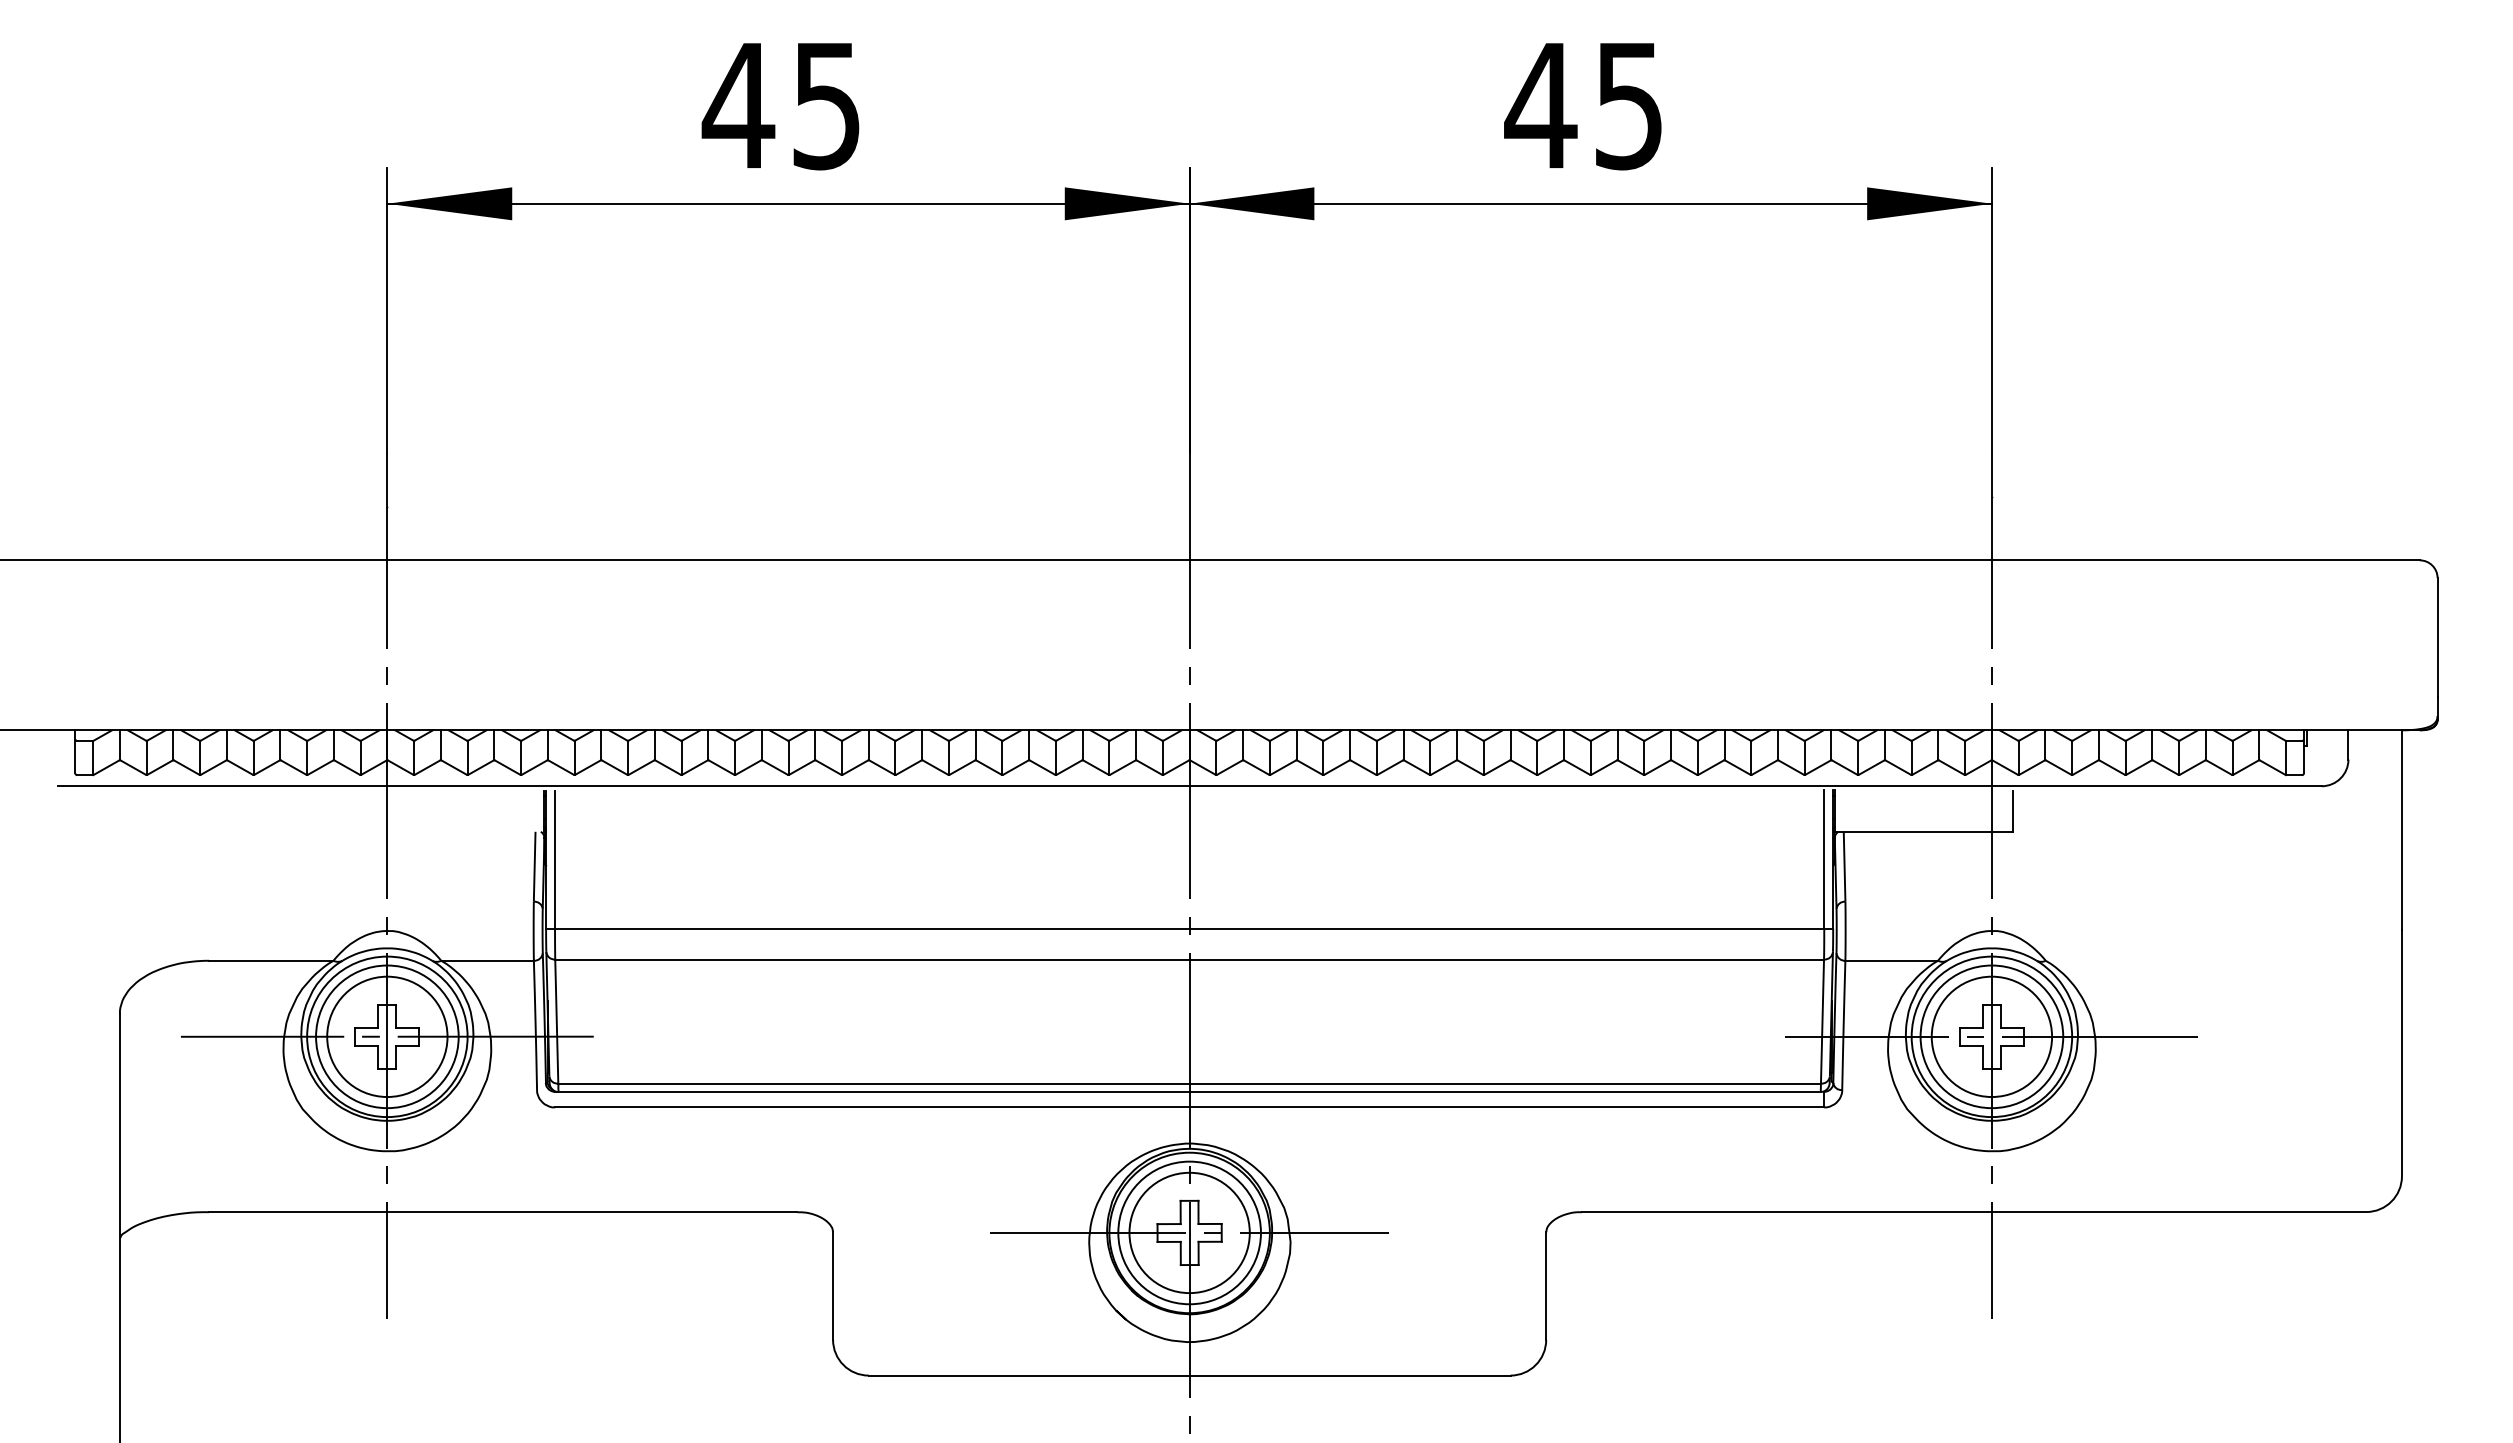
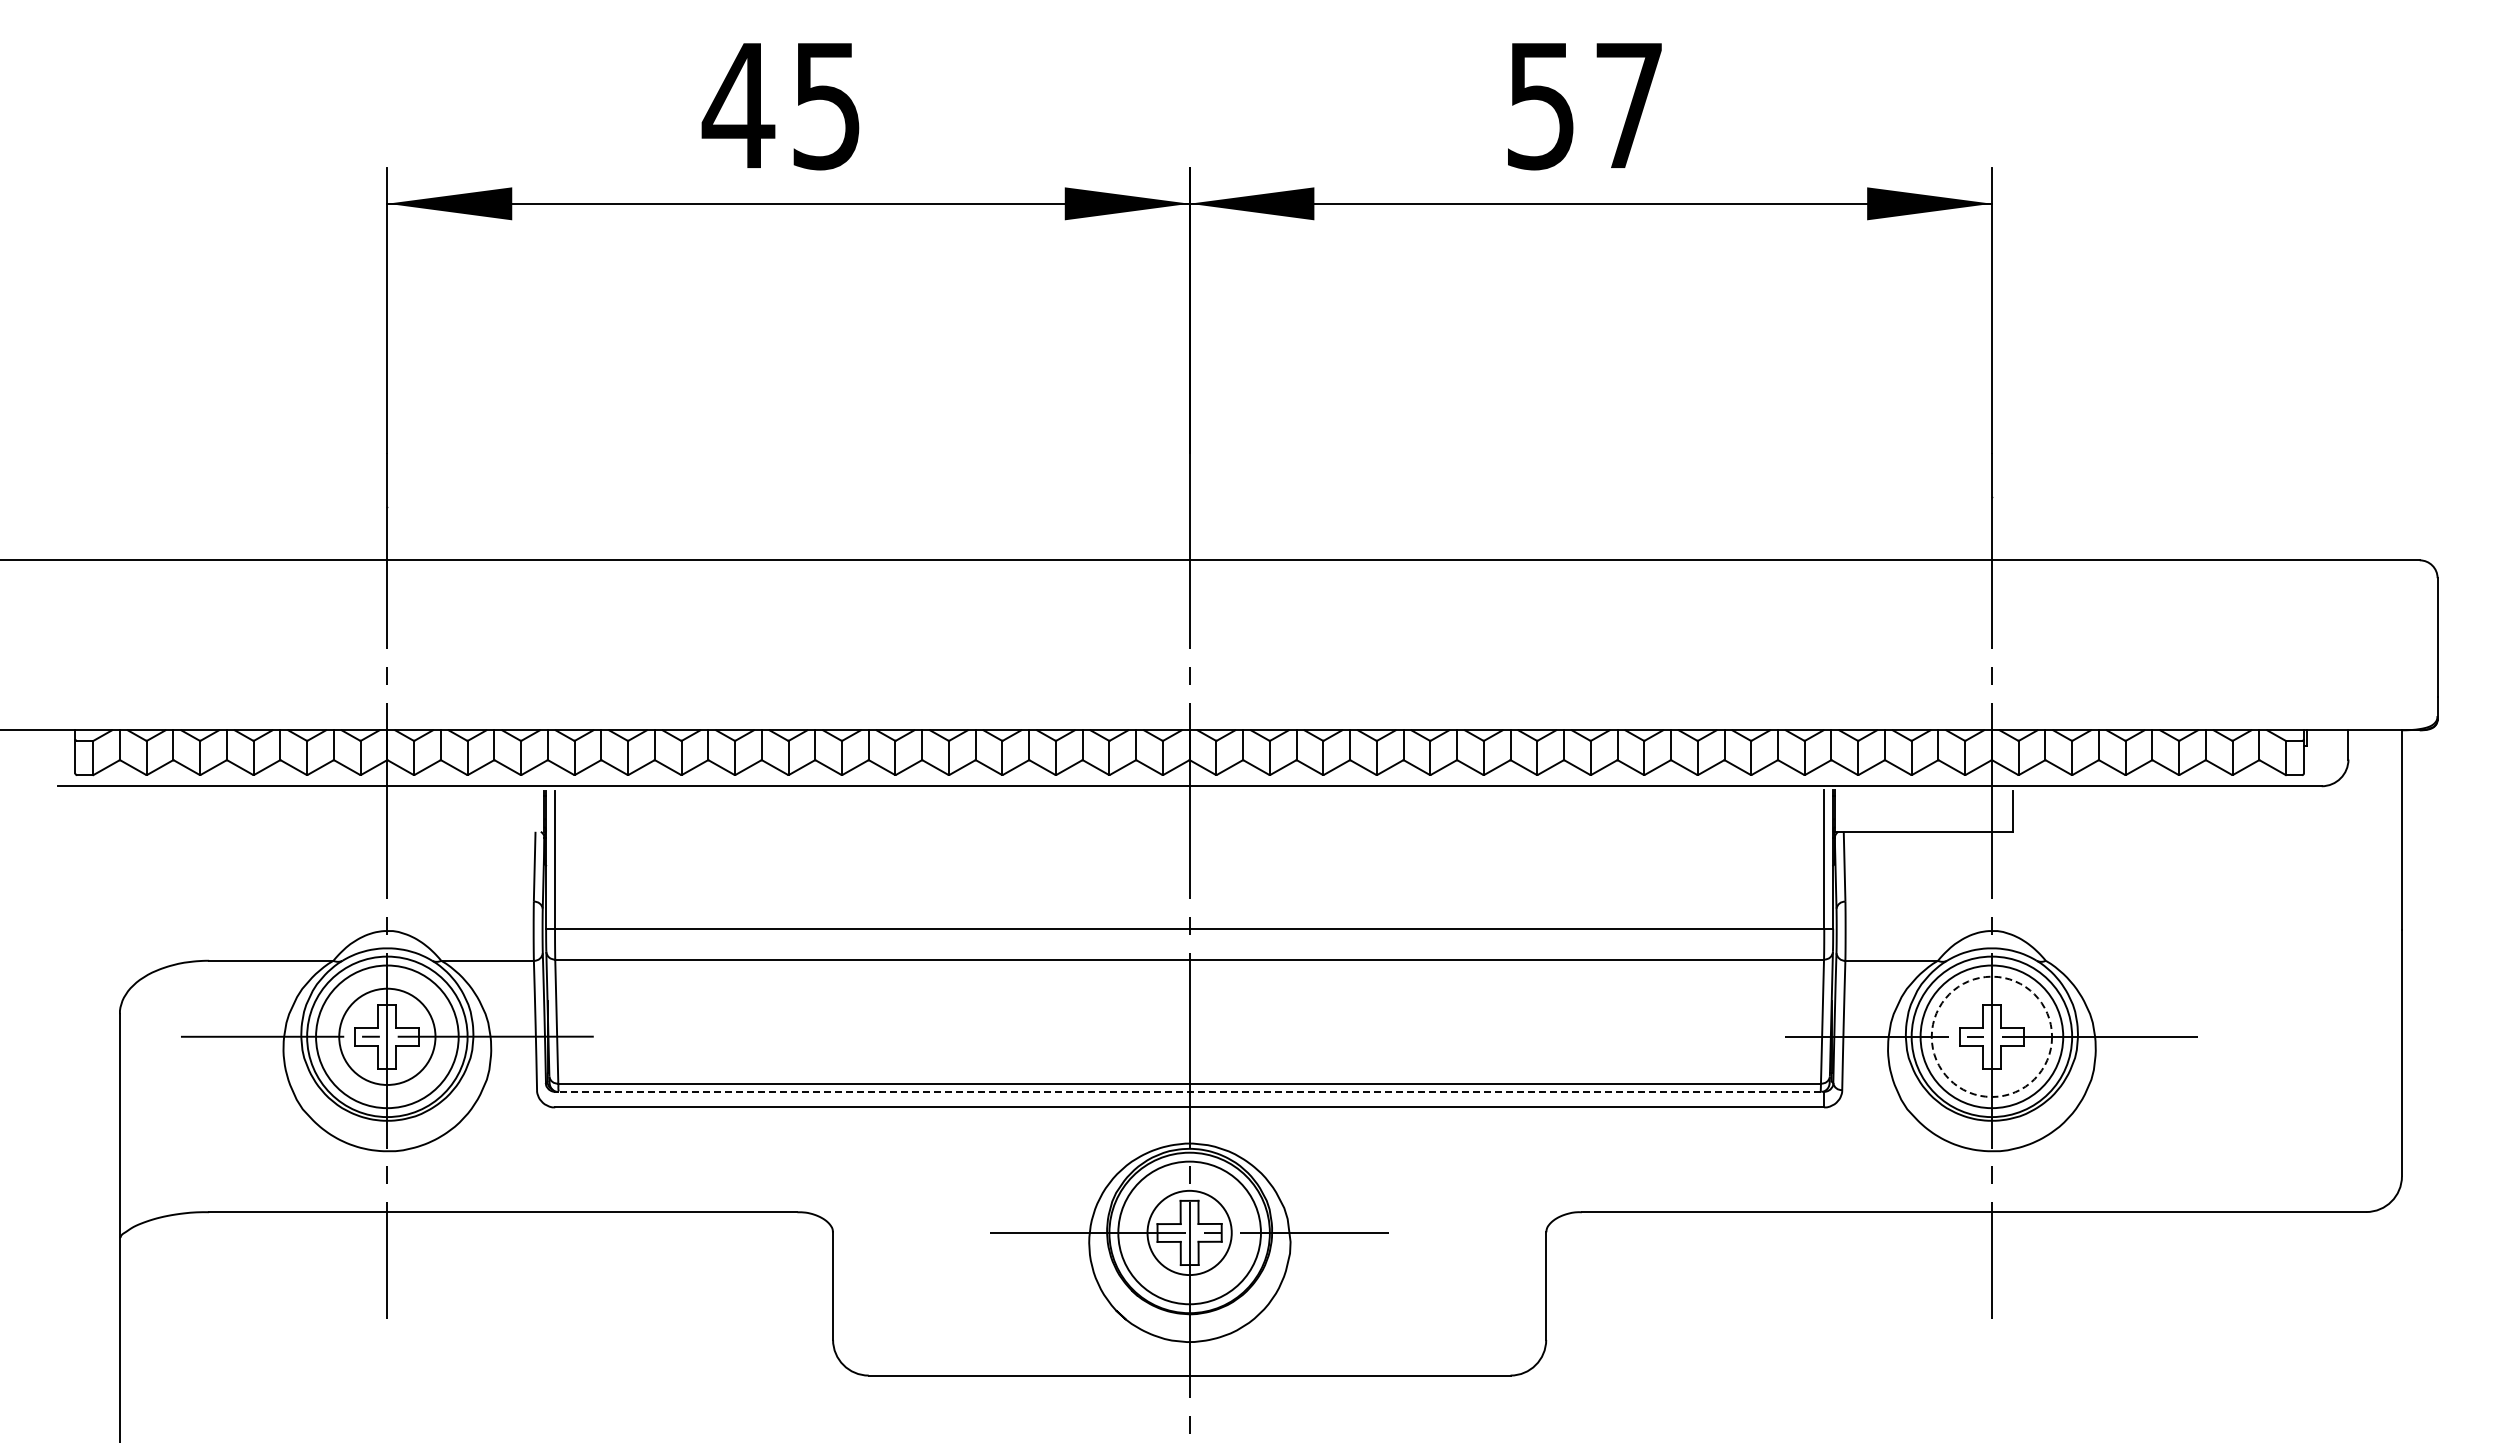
text: 45 -> 57 (1582, 106)
circle diameter: 120 px -> 96 px (387, 1036)
circle: solid -> dashed (1991, 1036)
line: solid -> dashed (1189, 1092)
circle diameter: 120 px -> 84 px (1189, 1232)
